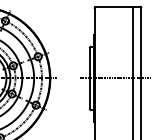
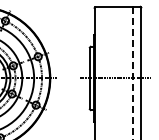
line: solid -> dashed (133, 73)
